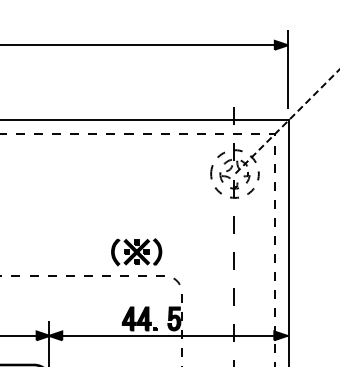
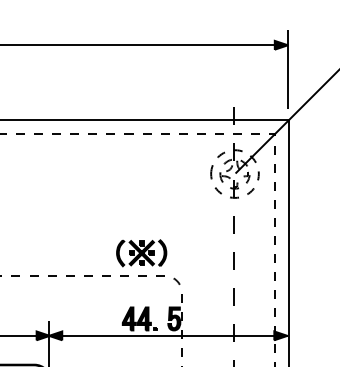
line: dashed -> solid (287, 121)
part position: (136, 252) -> (141, 253) (141, 253)
